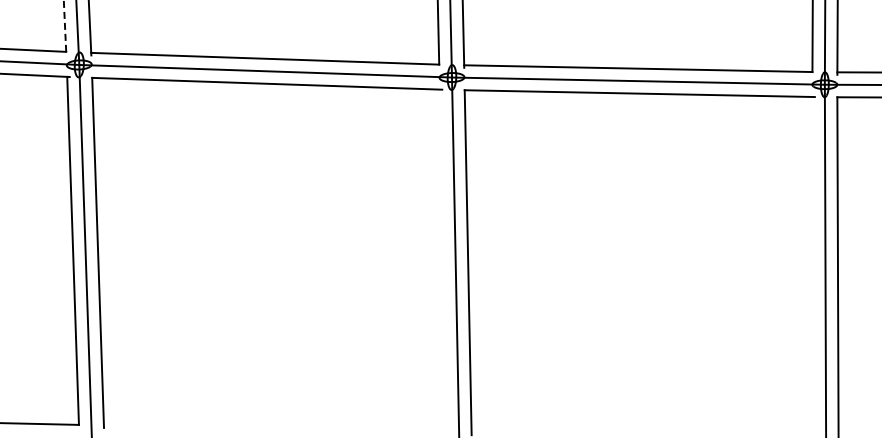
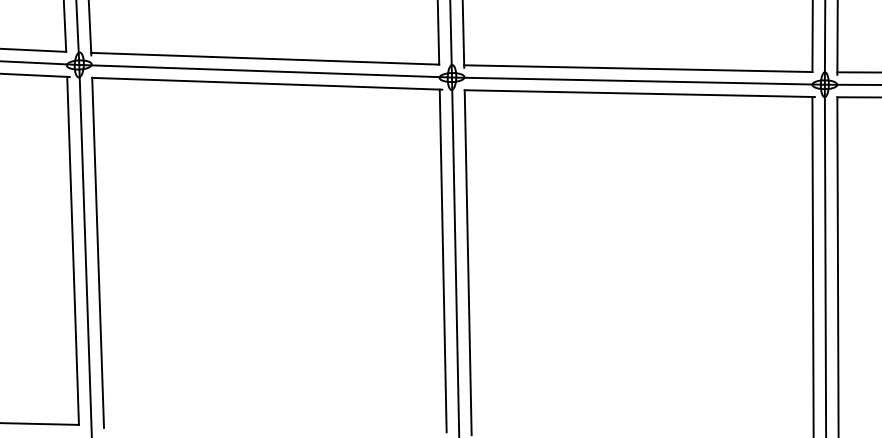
line: dashed -> solid (65, 25)
line: none -> present (442, 260)
line: none -> present (812, 265)
